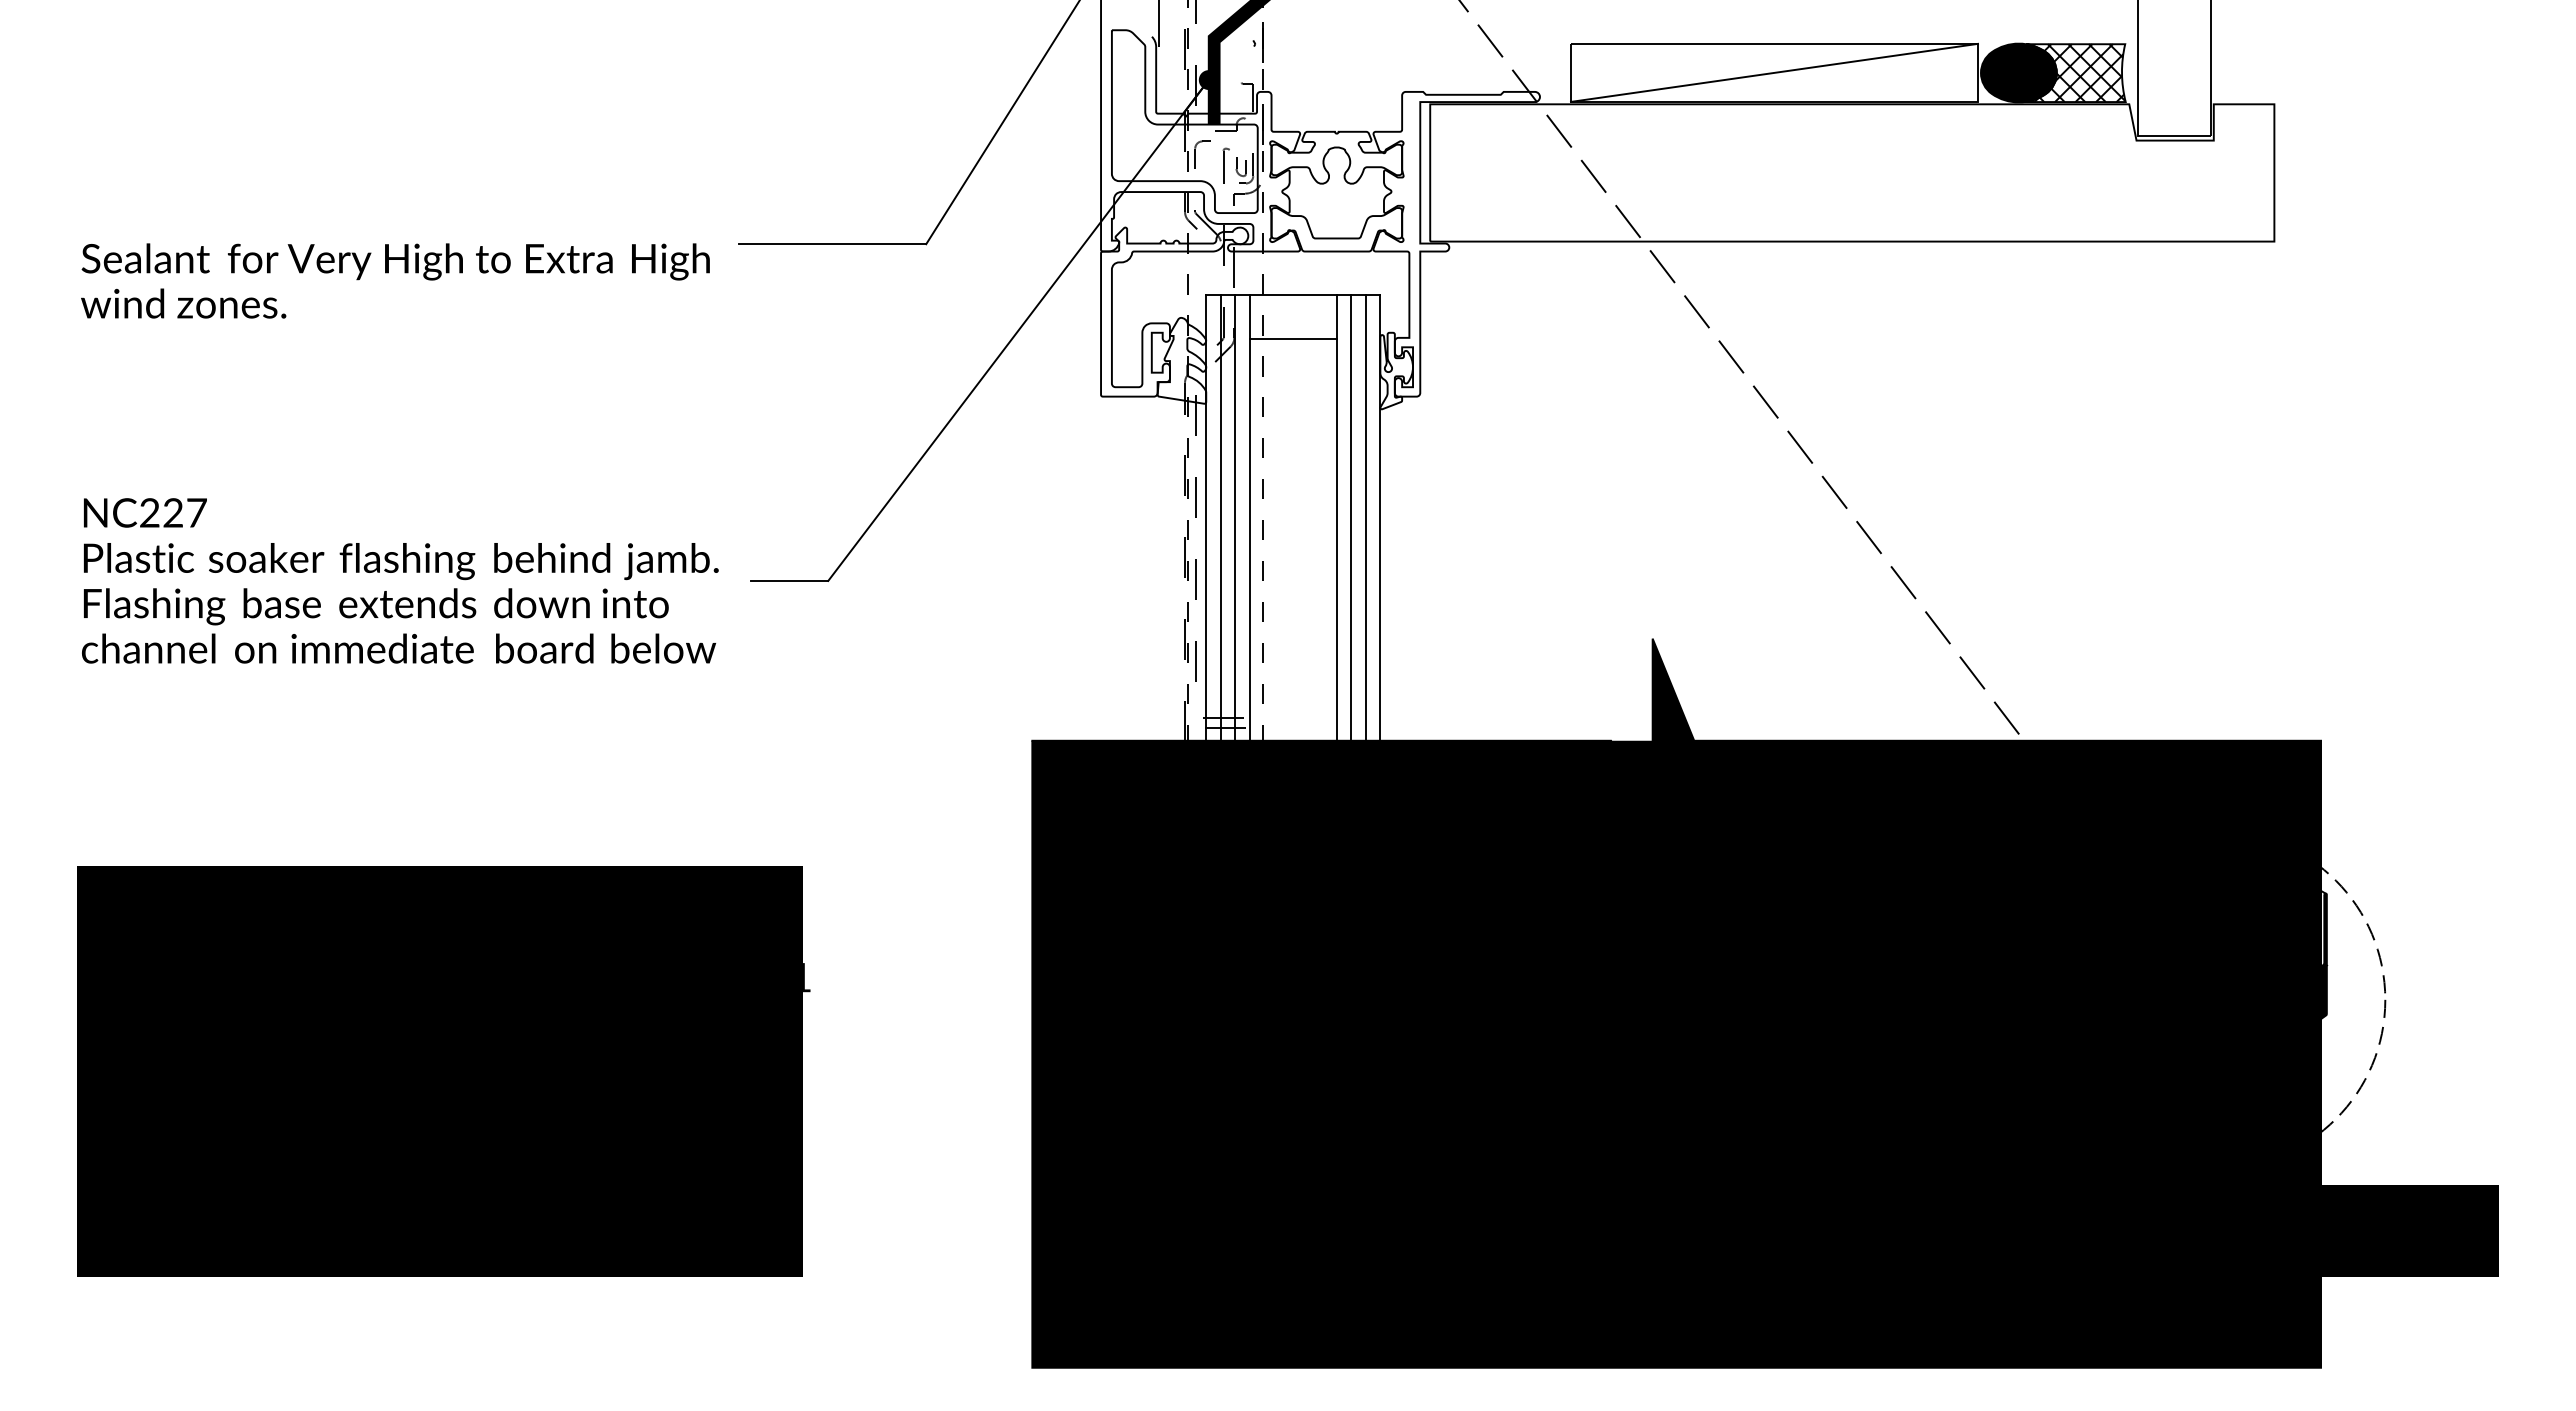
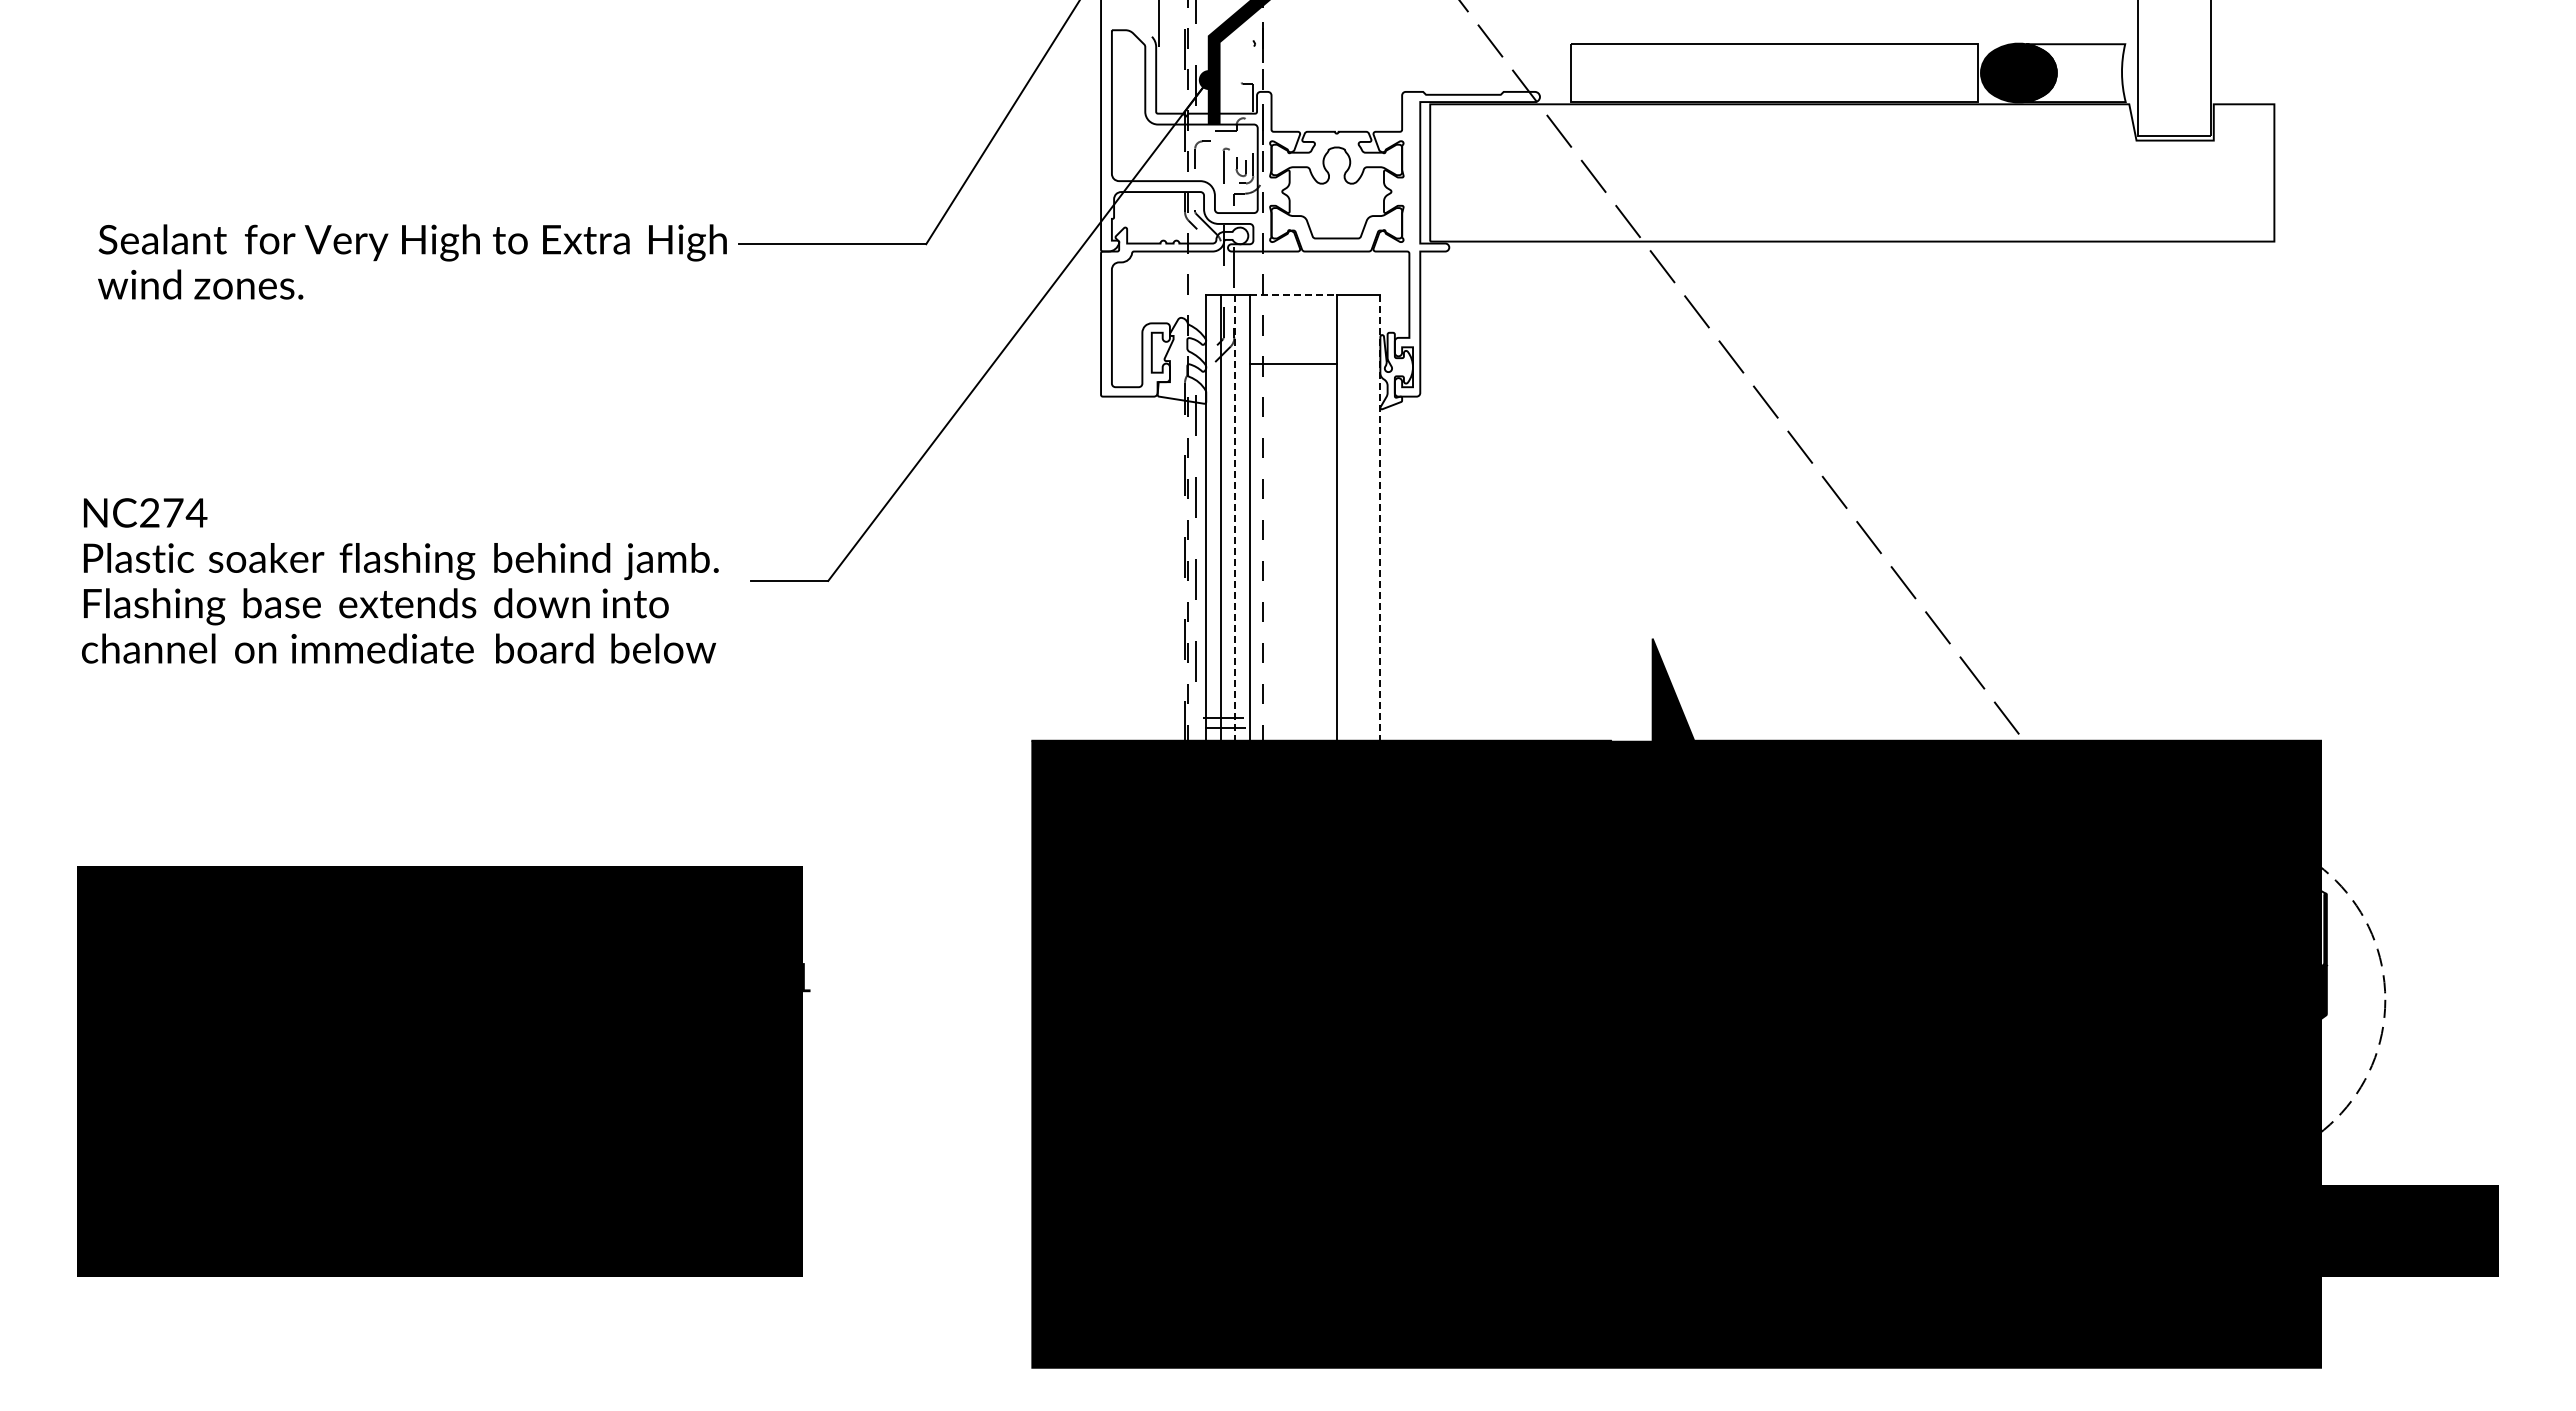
line: present -> none (1773, 72)
hatch: present -> none (2076, 73)
text position: (395, 280) -> (412, 261) (412, 261)
line: solid -> dashed (1293, 295)
line position: (1292, 338) -> (1292, 363) (1292, 363)
text: NC227 -> NC274 (185, 512)
line: solid -> dashed (1235, 526)
line: present -> none (1351, 526)
line: present -> none (1365, 526)
line: solid -> dashed (1380, 526)
